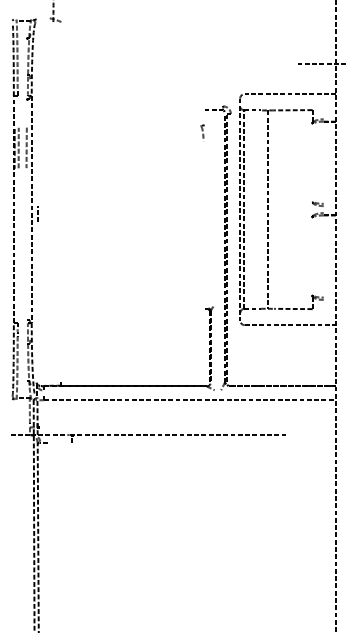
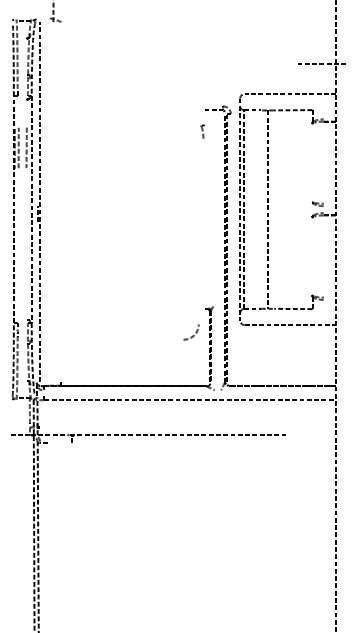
line: none -> present (39, 202)
curve: none -> present (193, 334)
